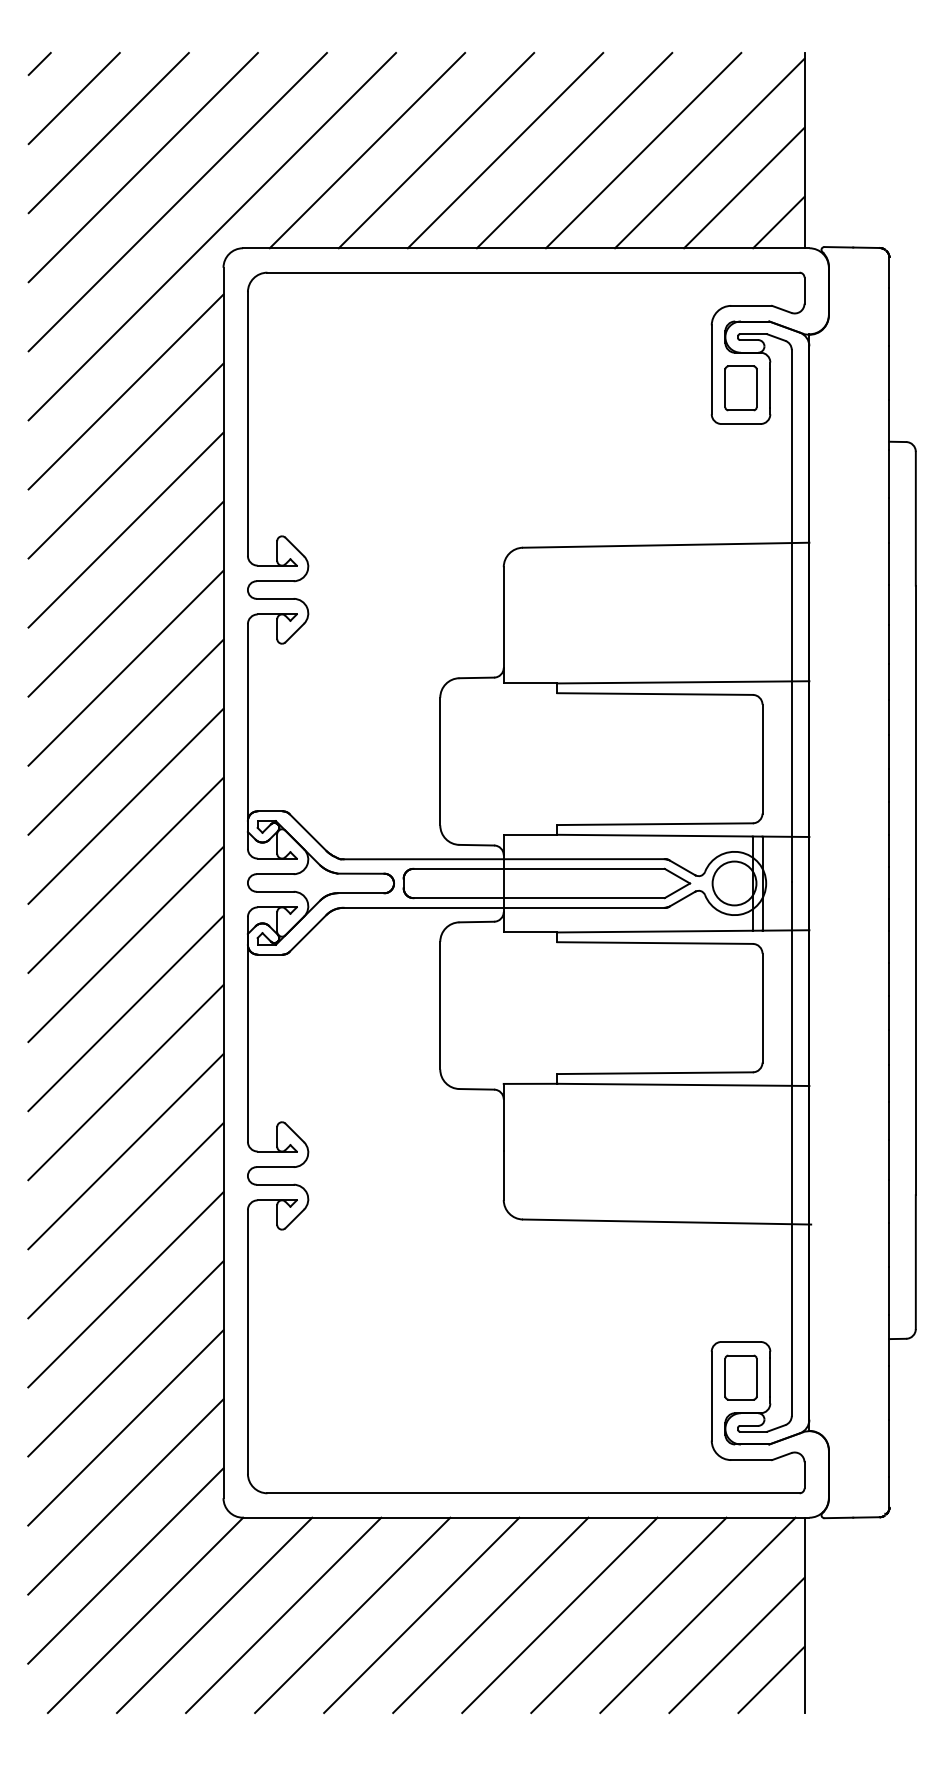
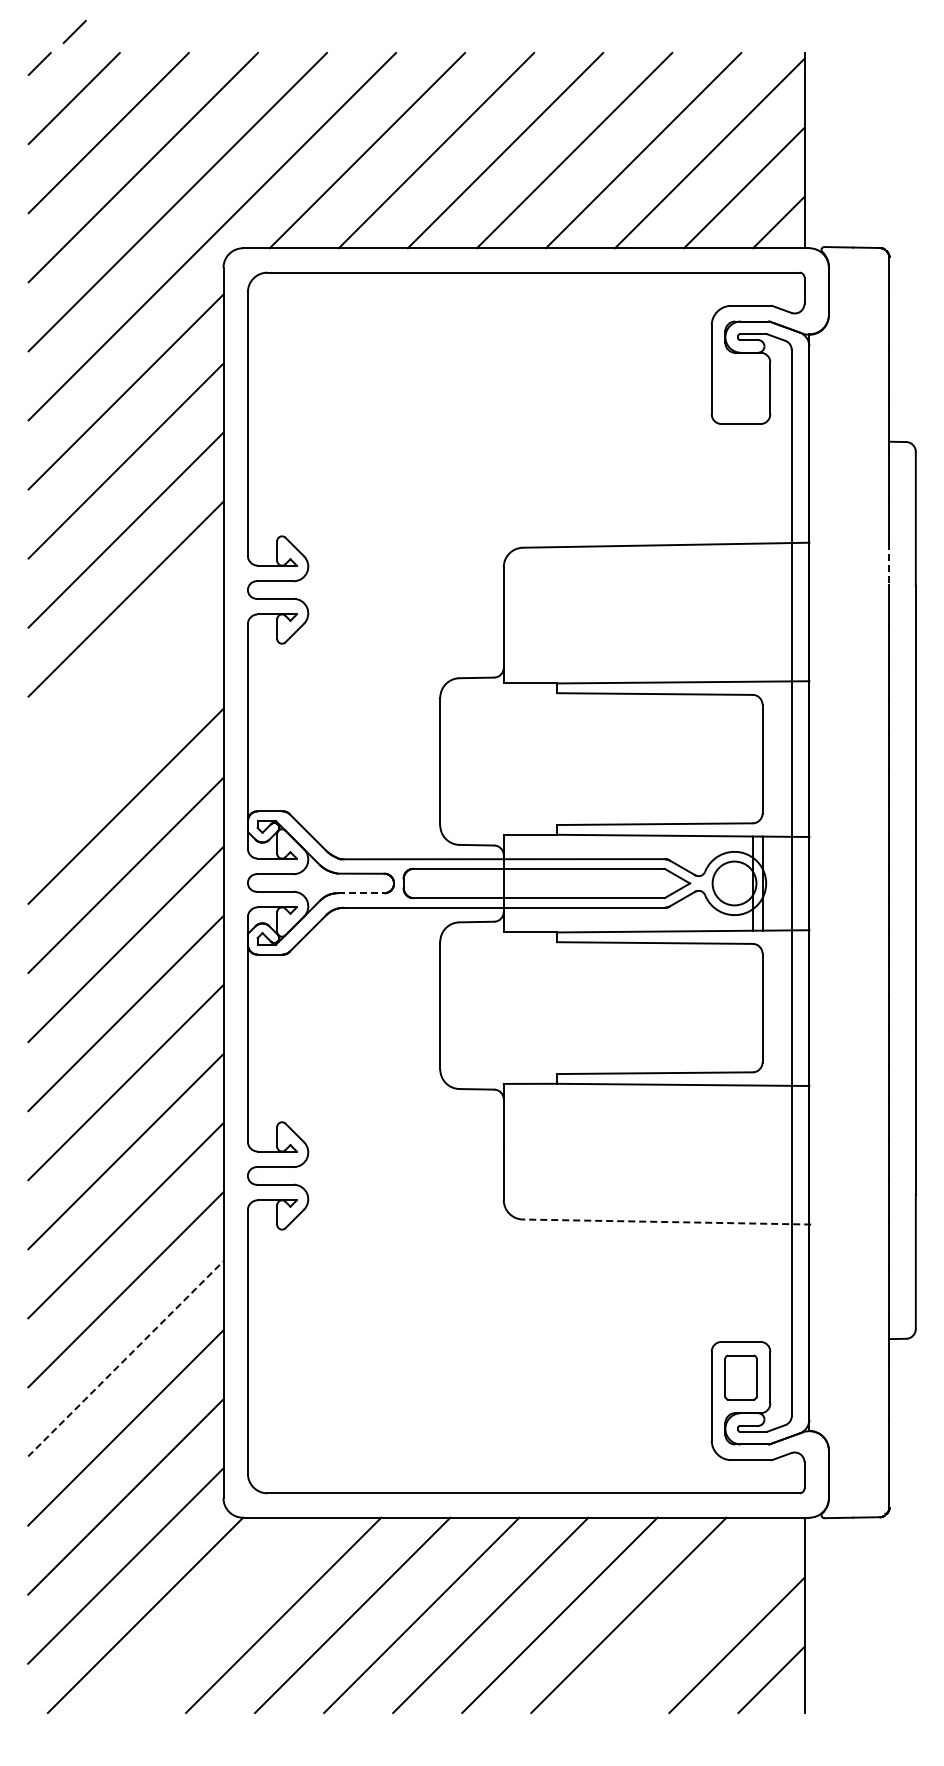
line: none -> present (74, 31)
part: present -> none (740, 388)
line: solid -> dashed (889, 564)
line: present -> none (125, 667)
line: present -> none (125, 736)
line: solid -> dashed (361, 893)
line: solid -> dashed (666, 1222)
line: solid -> dashed (126, 1358)
line: present -> none (214, 1615)
line: present -> none (697, 1615)
